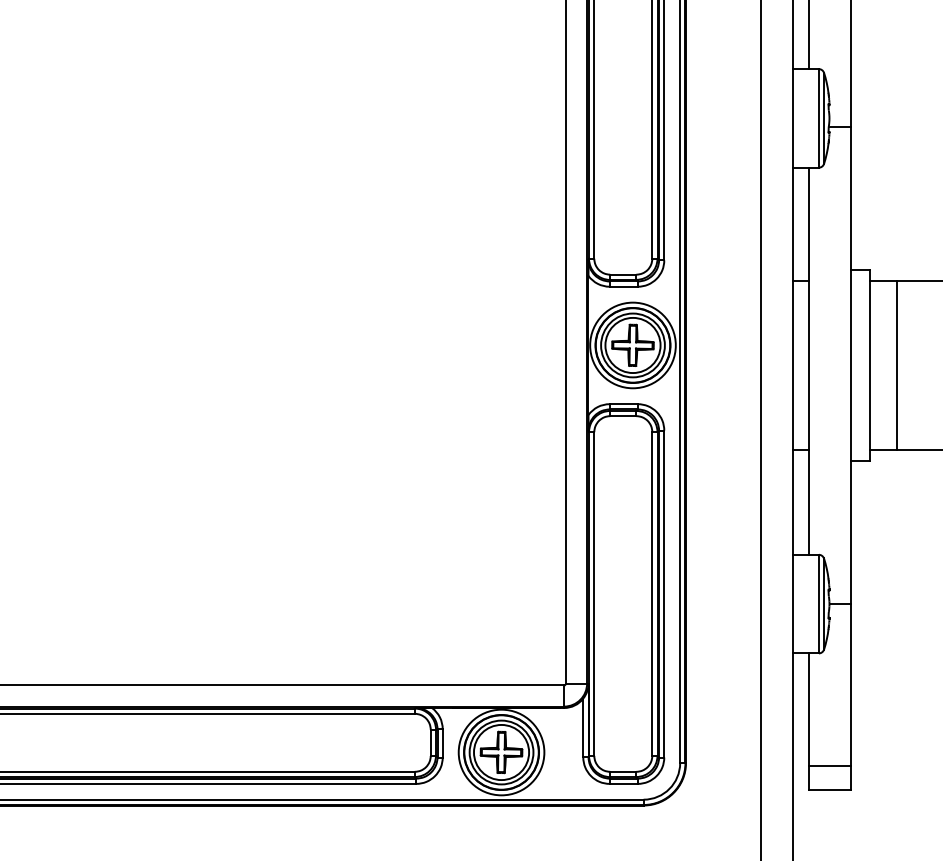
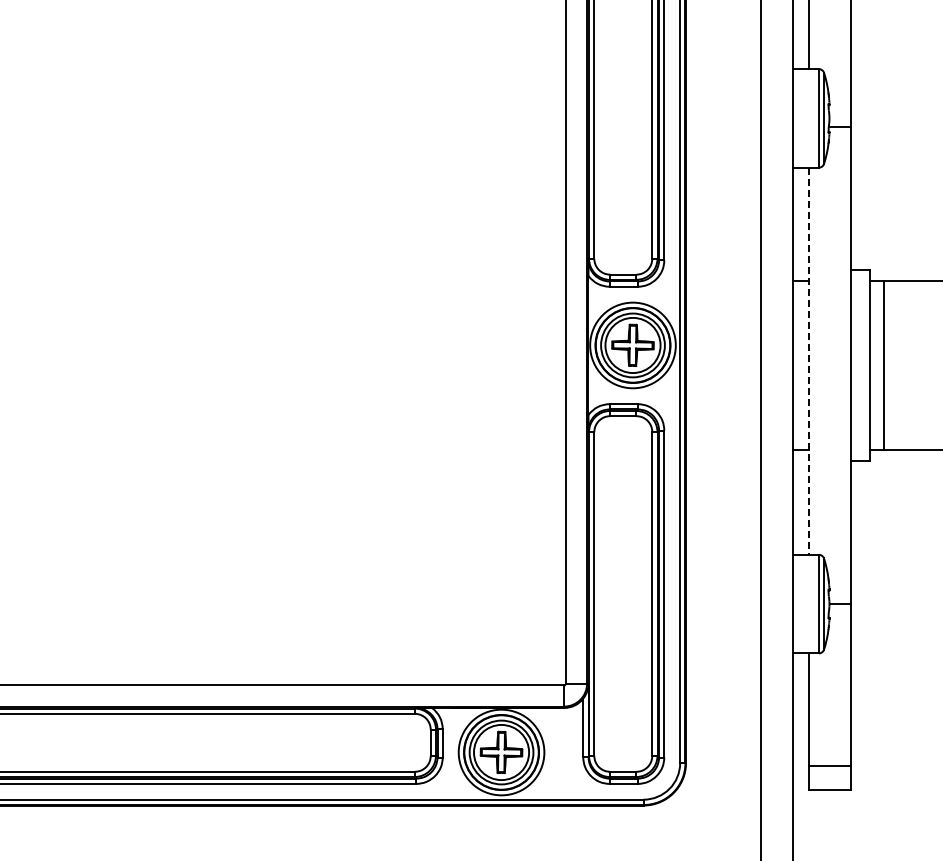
line: solid -> dashed (808, 361)
line position: (896, 365) -> (883, 365) (883, 365)
